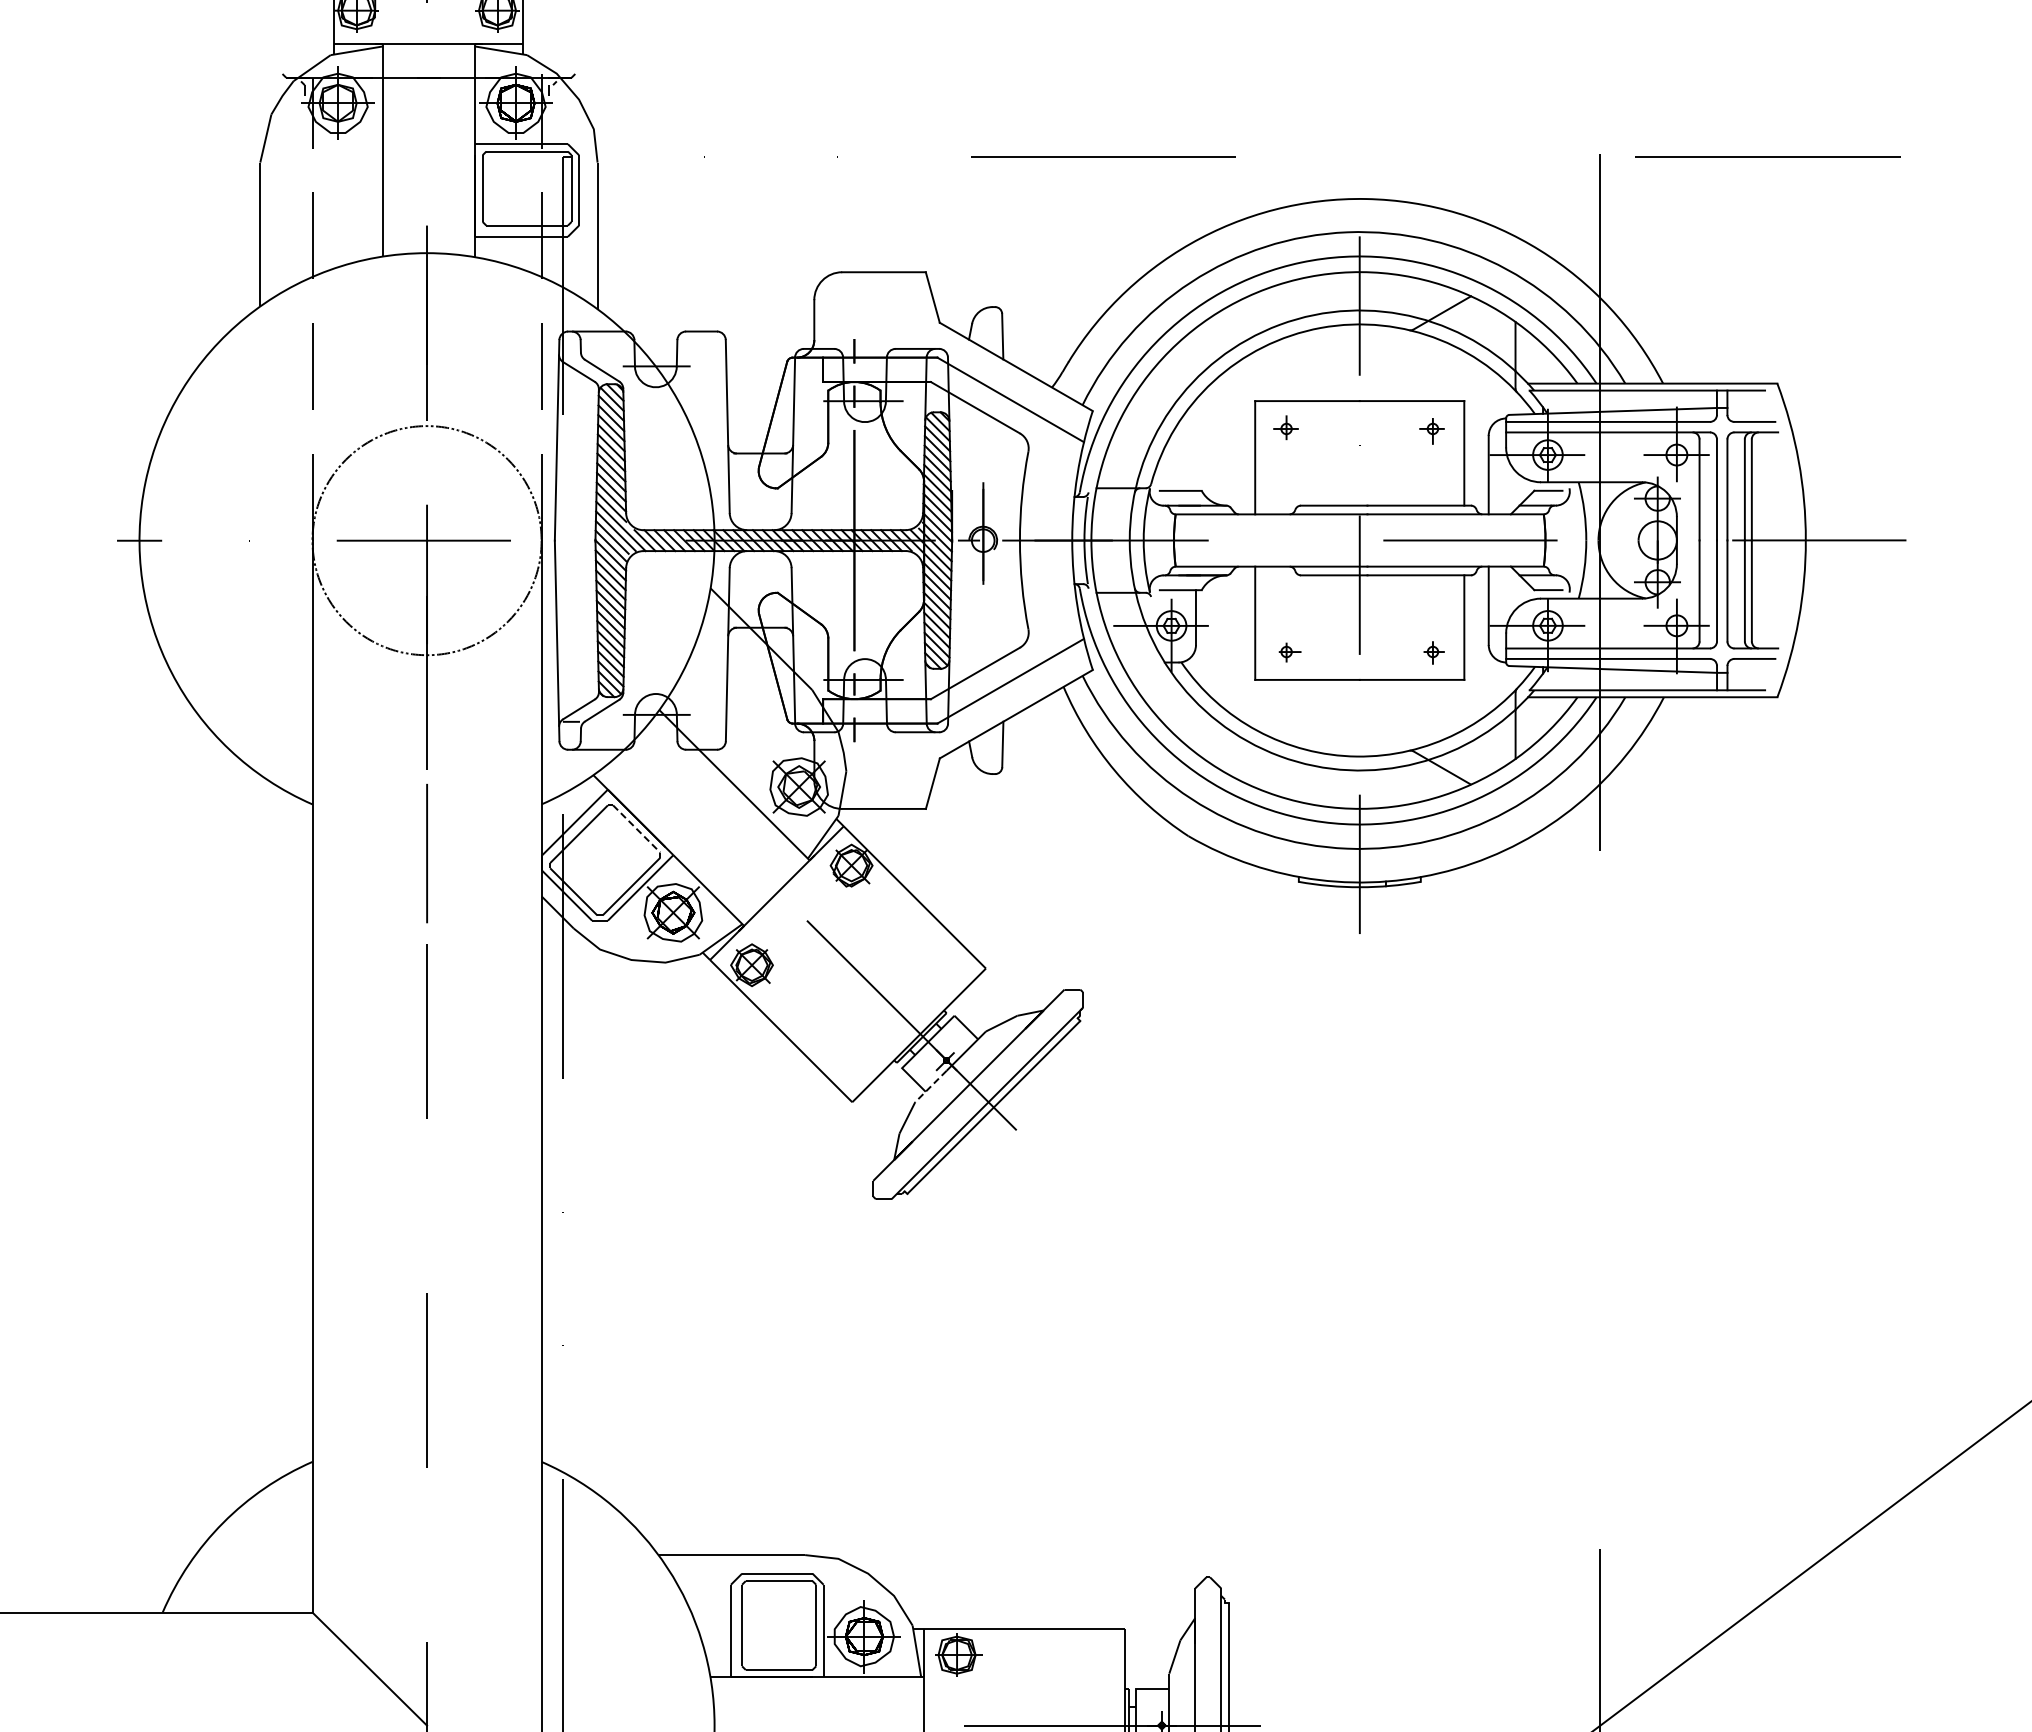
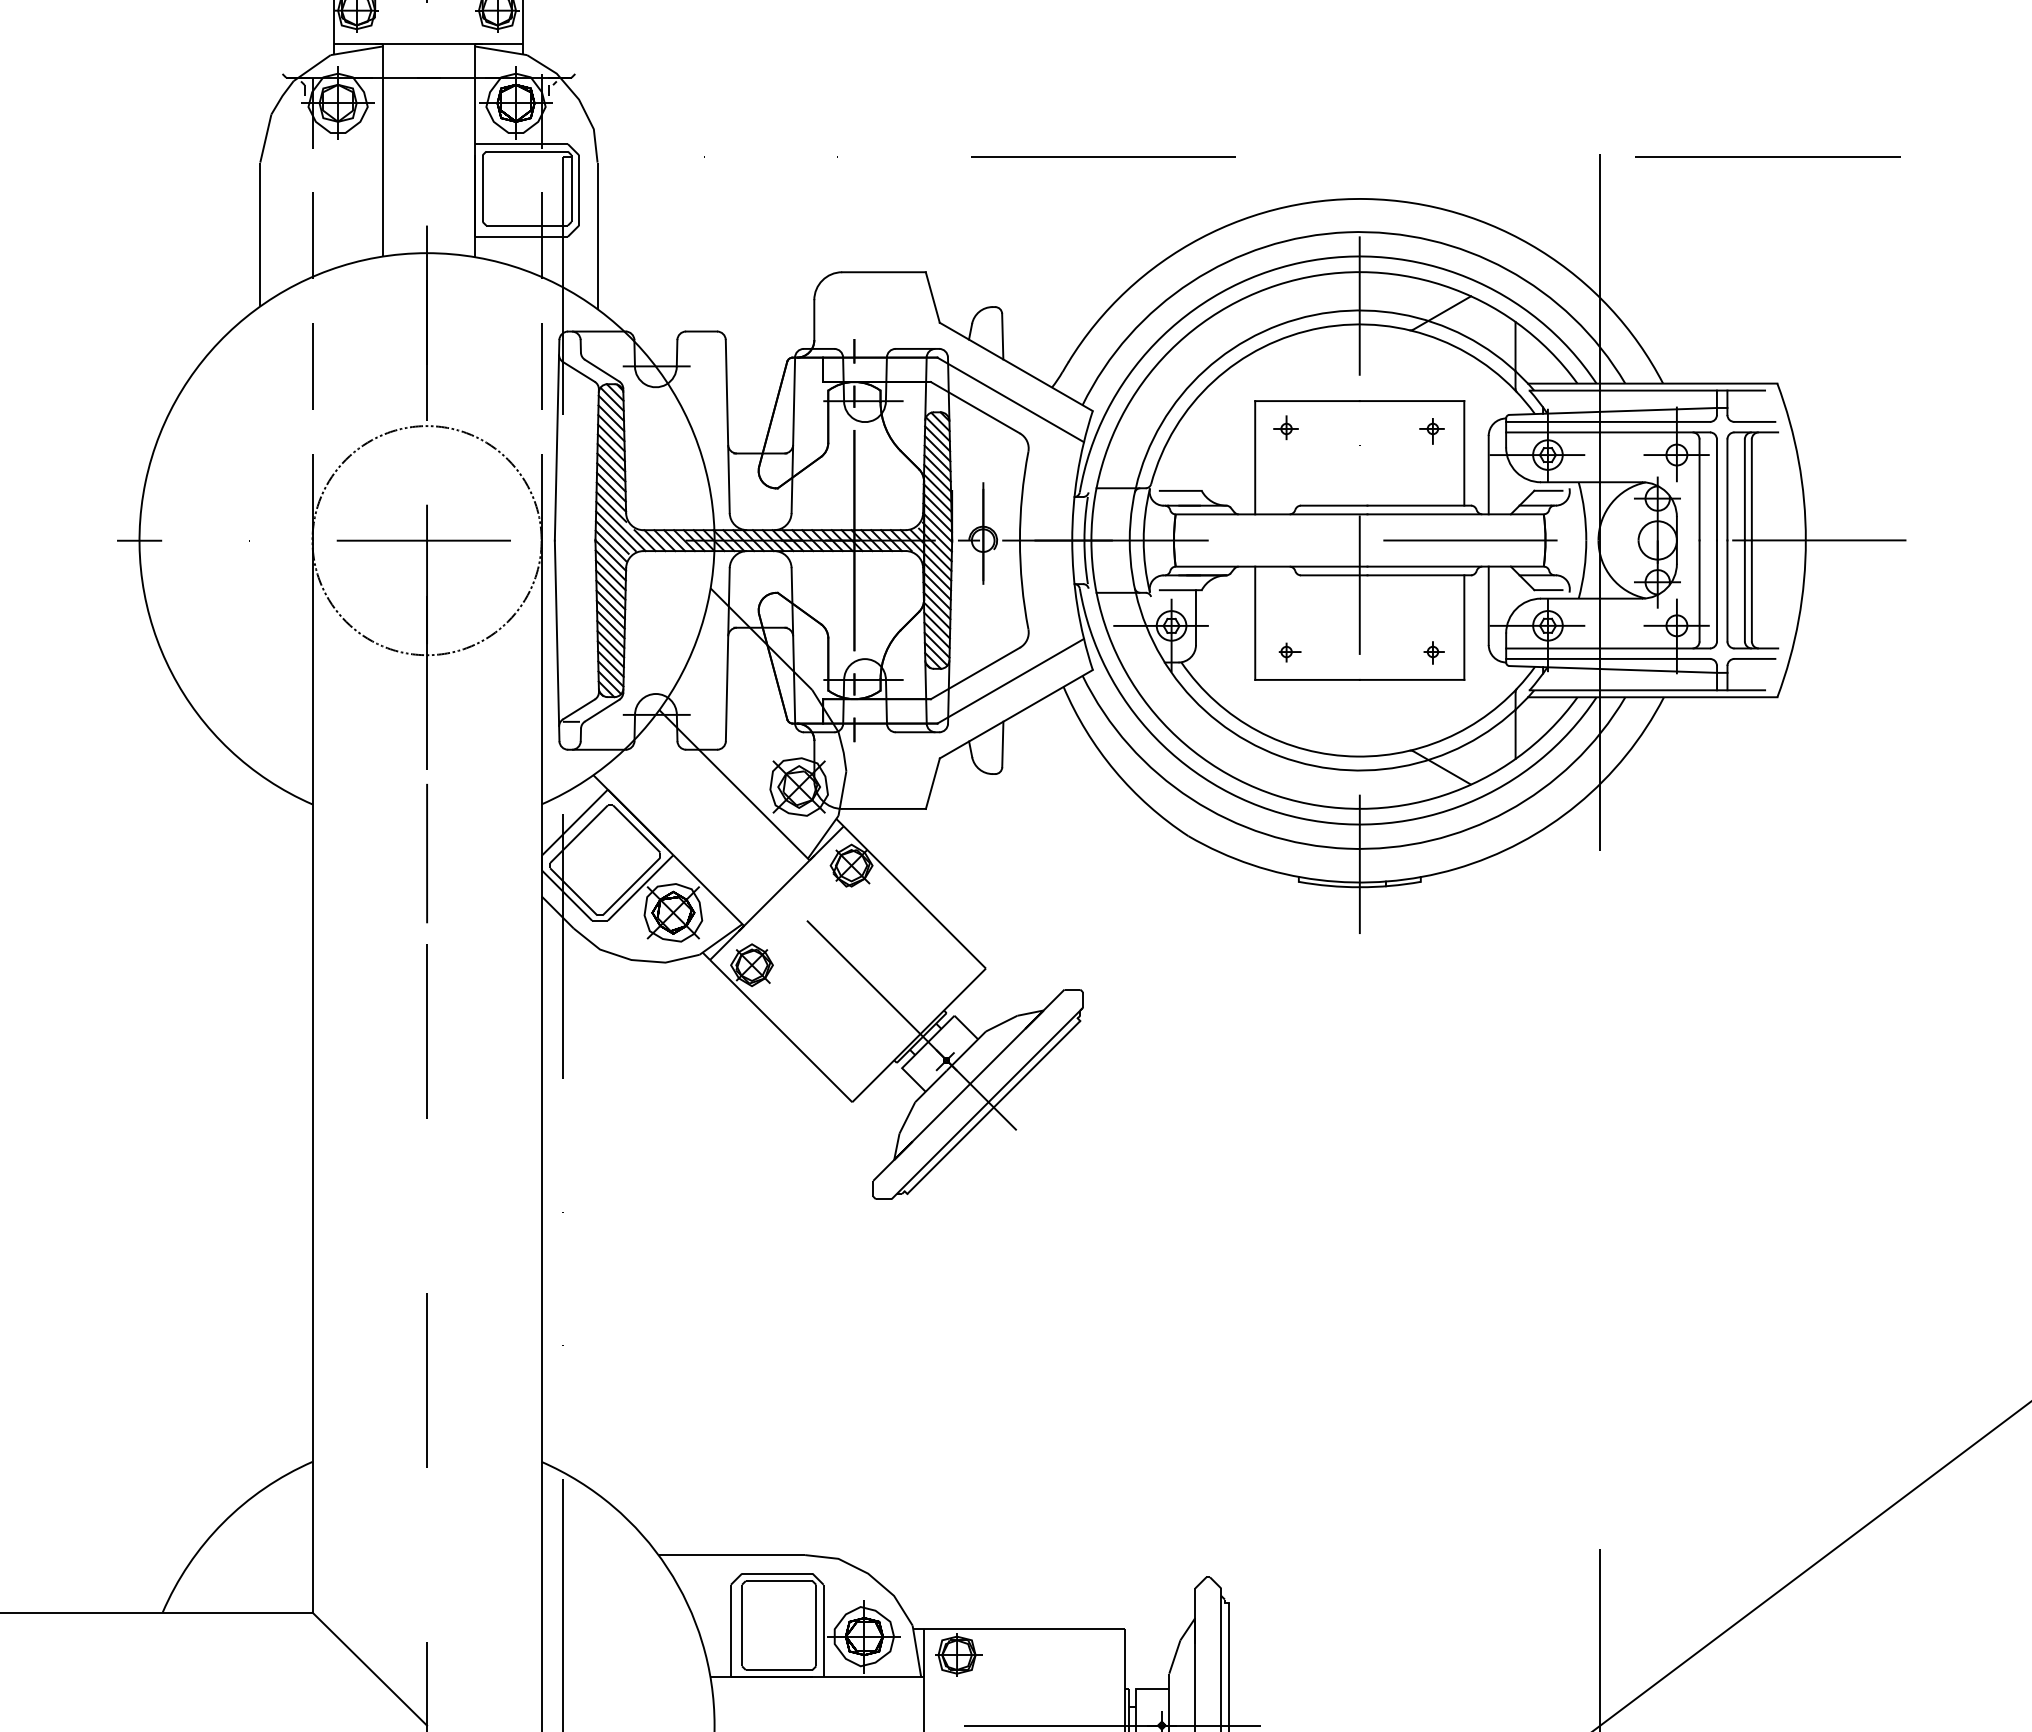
line: dashed -> solid (637, 829)
line: dashed -> solid (930, 1086)
